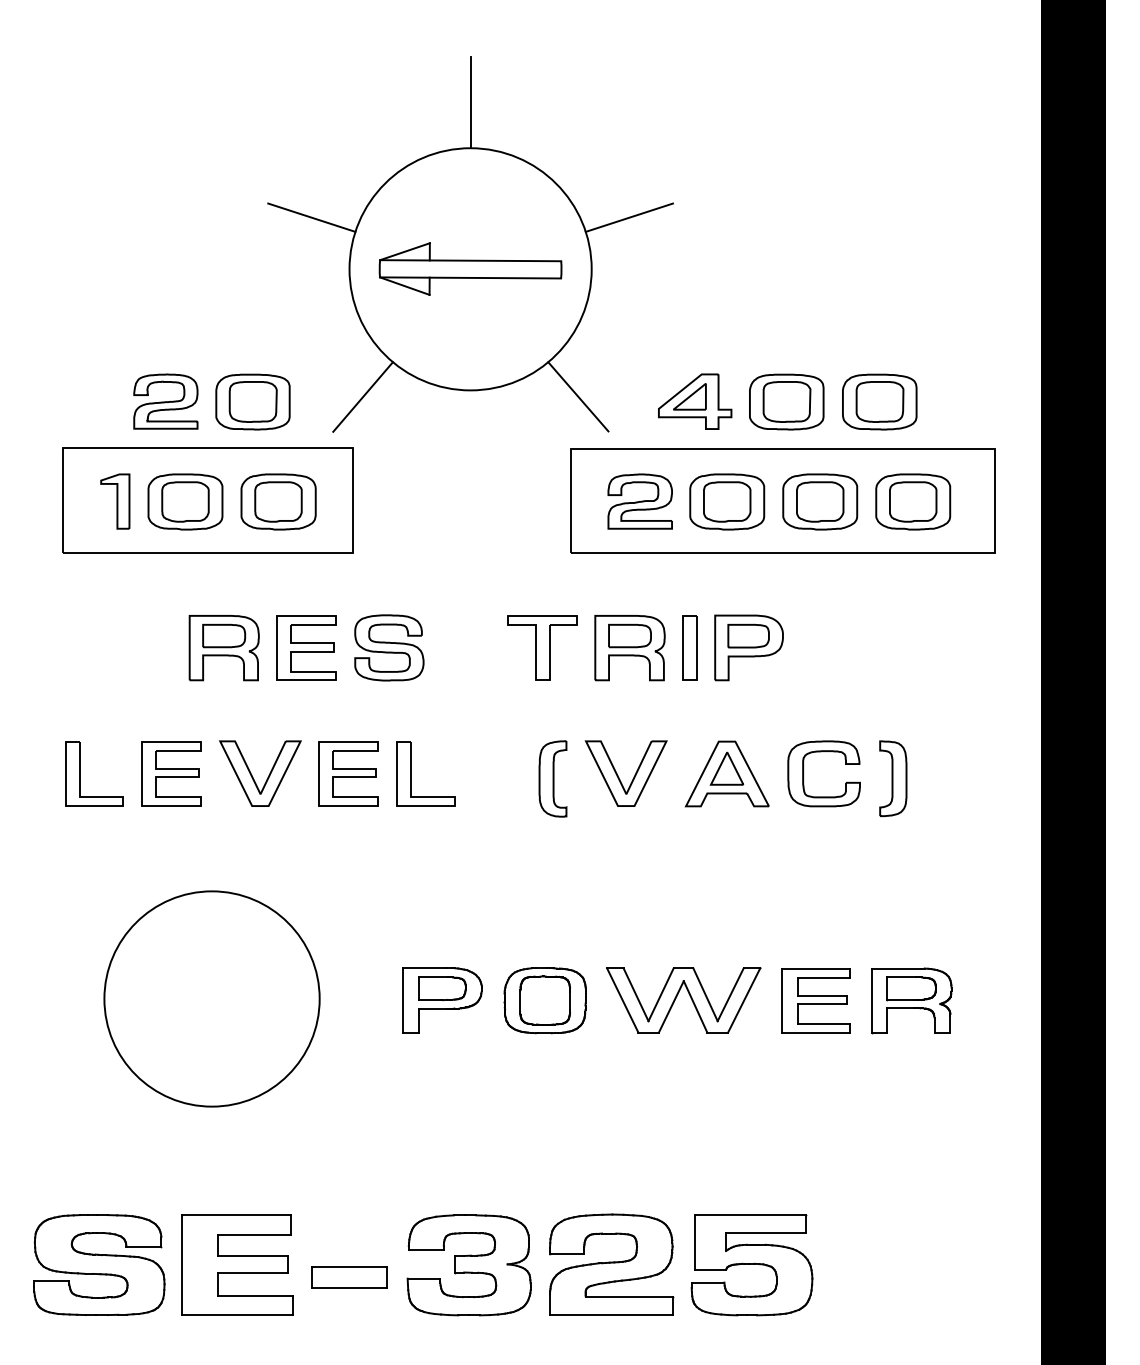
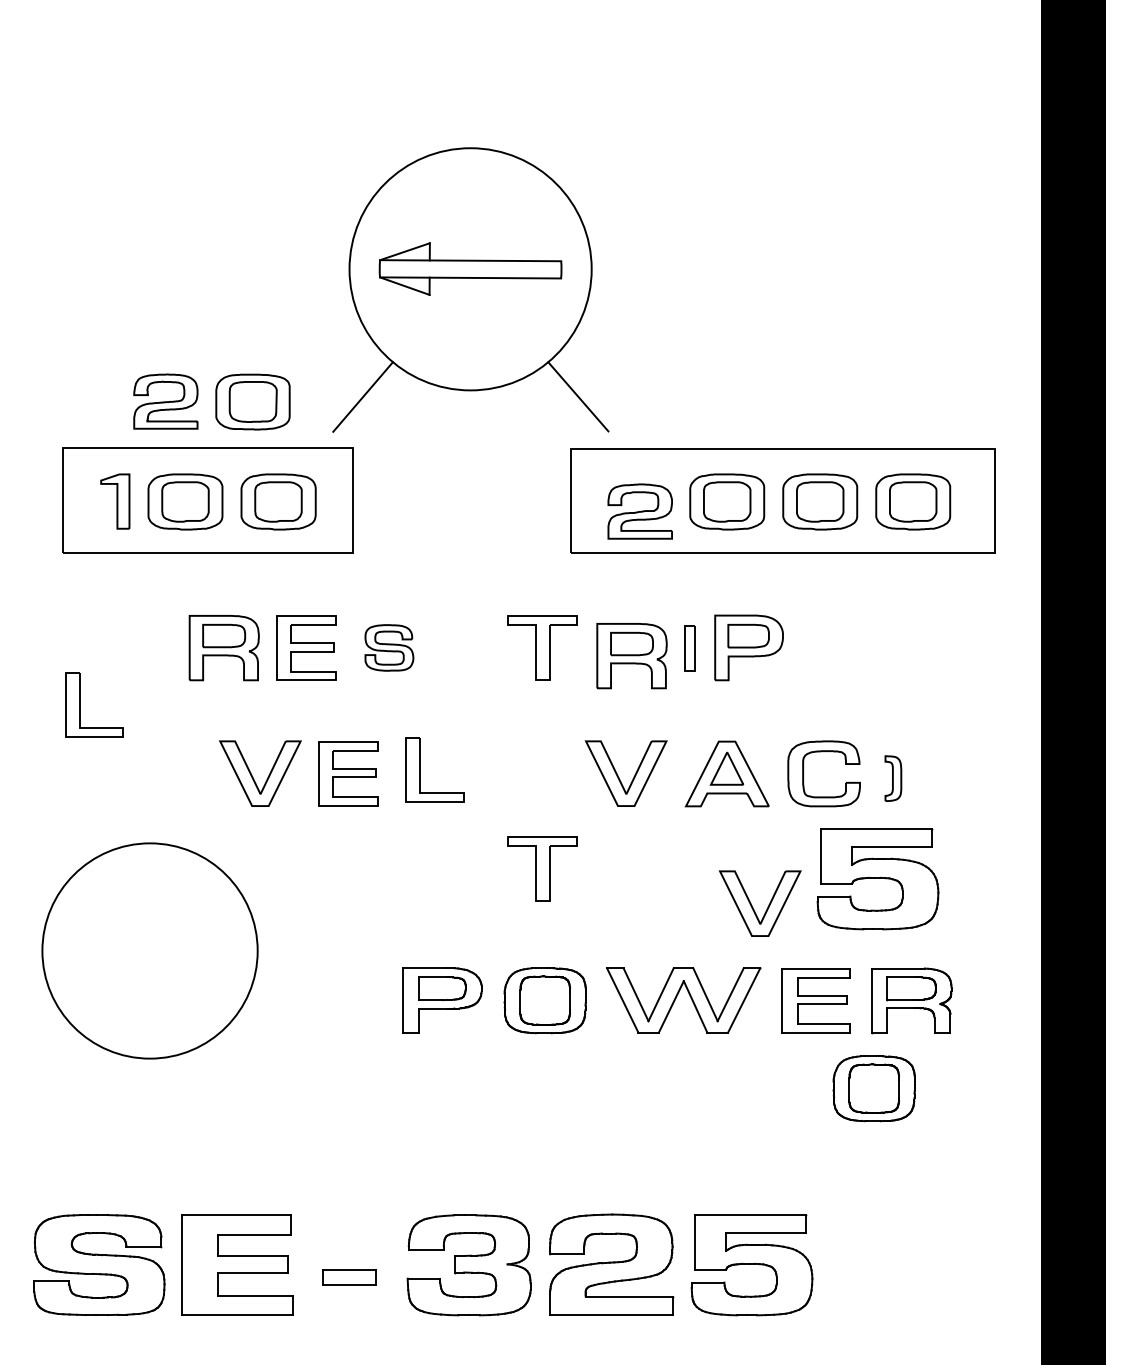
line: present -> none (470, 102)
line: present -> none (311, 217)
line: present -> none (628, 217)
part: present -> none (695, 401)
part: present -> none (786, 401)
part: present -> none (879, 401)
part position: (639, 501) -> (639, 511) (639, 511)
part size: 71x68 px -> 51x48 px (389, 647)
part size: 16x66 px -> 12x47 px (689, 648)
part position: (629, 648) -> (631, 656) (631, 656)
part position: (80, 773) -> (80, 704) (80, 704)
part: present -> none (171, 773)
part position: (411, 773) -> (420, 769) (420, 769)
part: present -> none (552, 778)
part size: 29x77 px -> 19x47 px (893, 778)
part: none -> present (542, 868)
part: none -> present (877, 879)
part: none -> present (753, 907)
circle position: (211, 998) -> (149, 950) (149, 950)
part: none -> present (873, 1088)
part size: 77x23 px -> 55x17 px (349, 1277)
